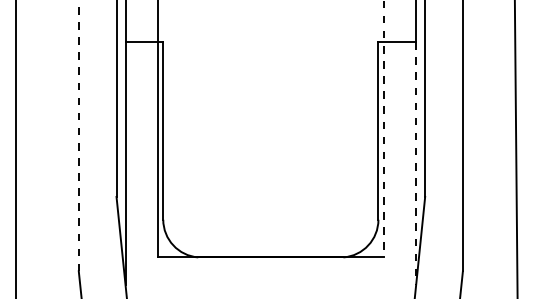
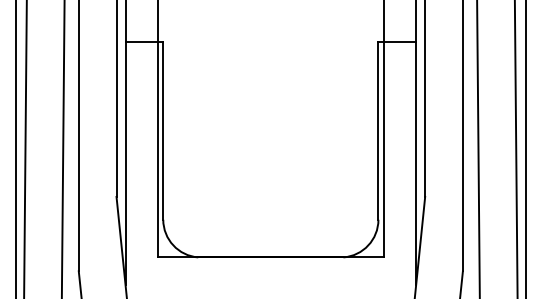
line: dashed -> solid (384, 129)
line: dashed -> solid (78, 135)
line: none -> present (25, 148)
line: none -> present (62, 148)
line: none -> present (478, 148)
line: none -> present (525, 148)
line: dashed -> solid (416, 164)
